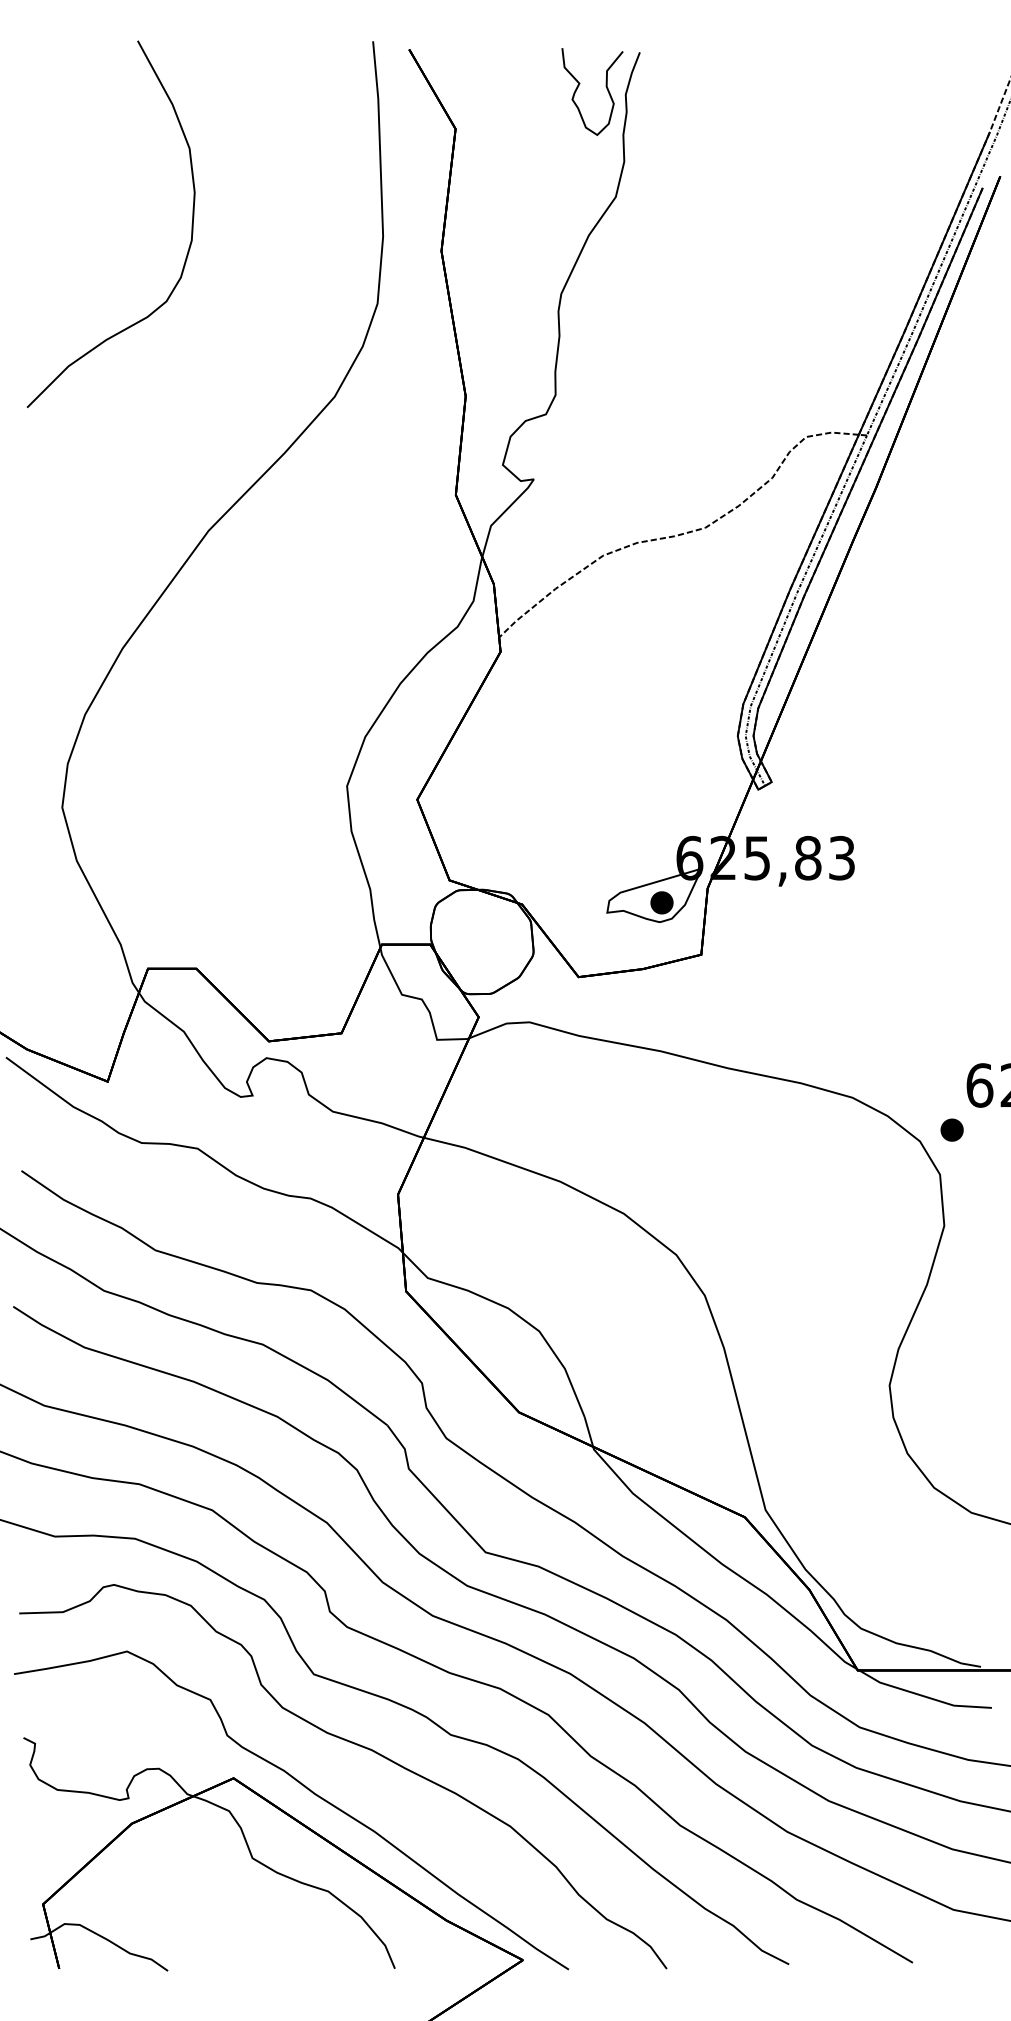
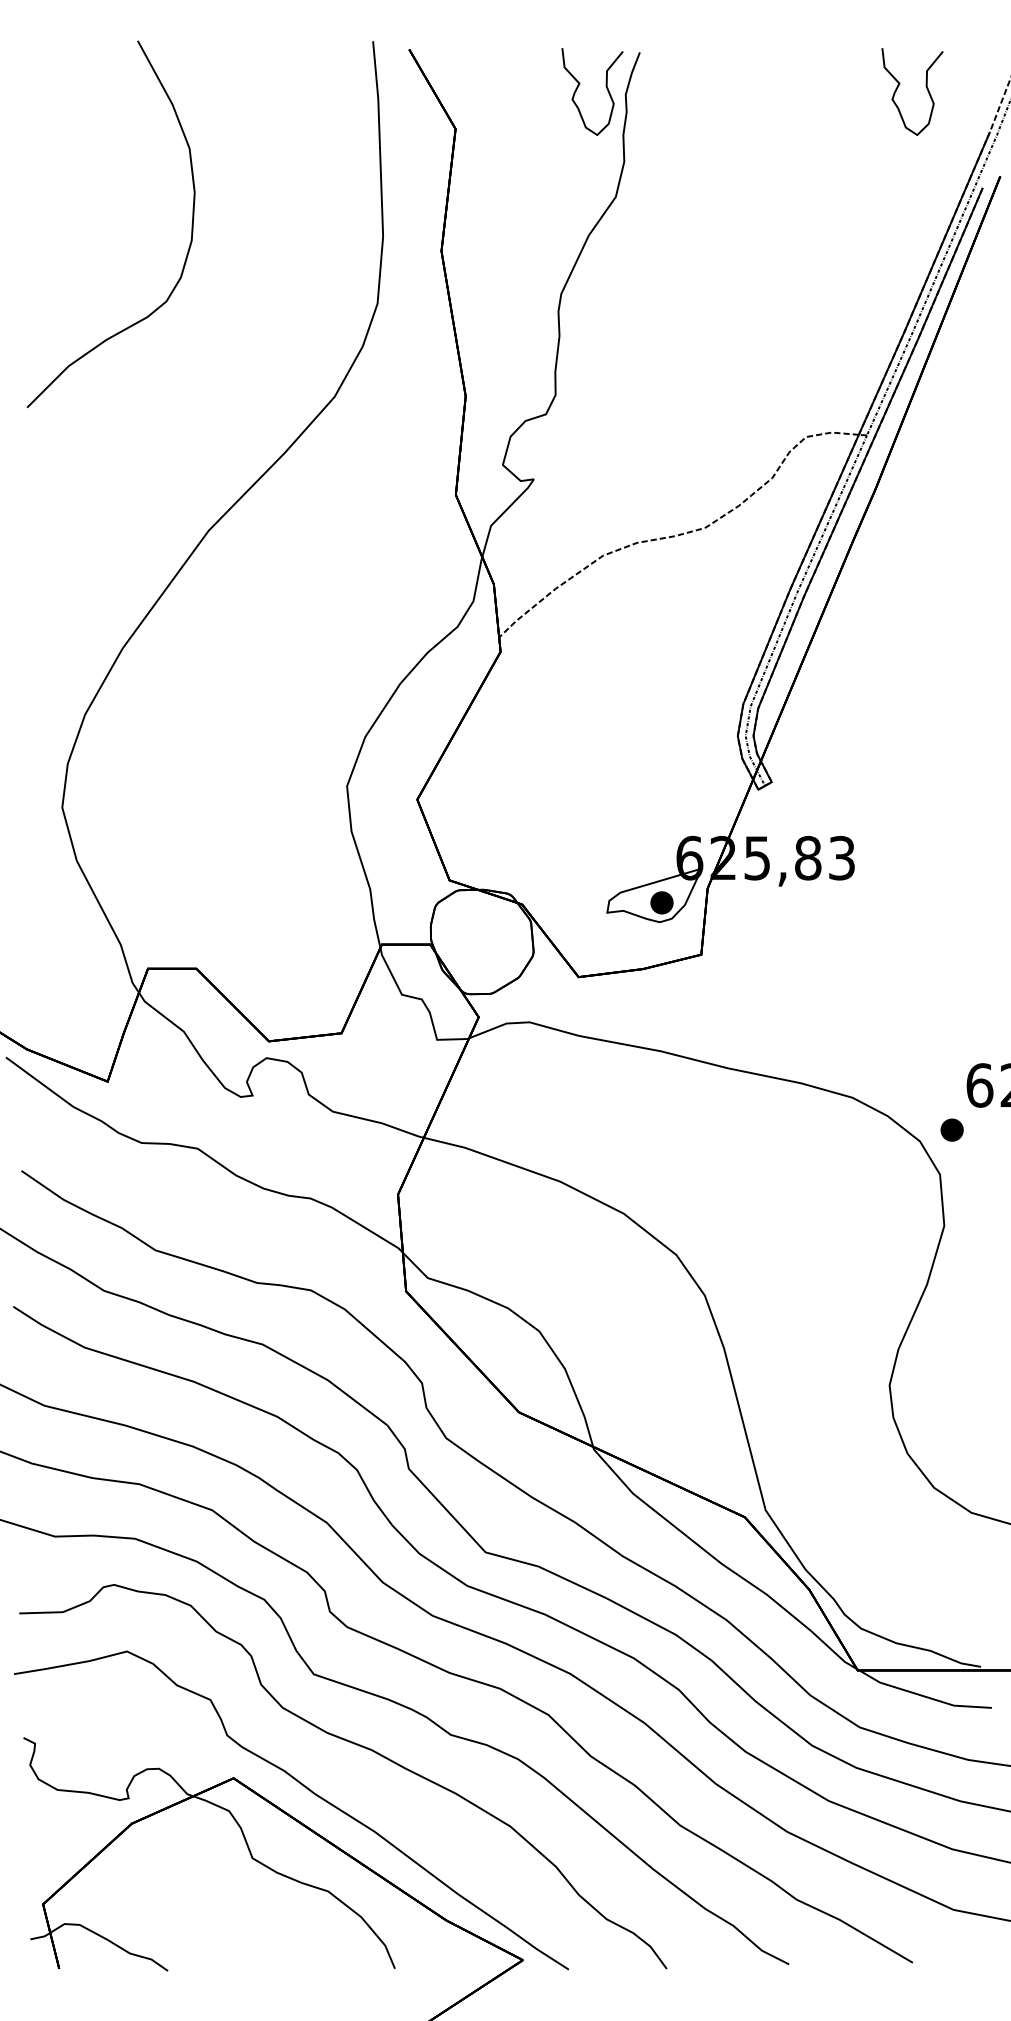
curve: none -> present (925, 86)
